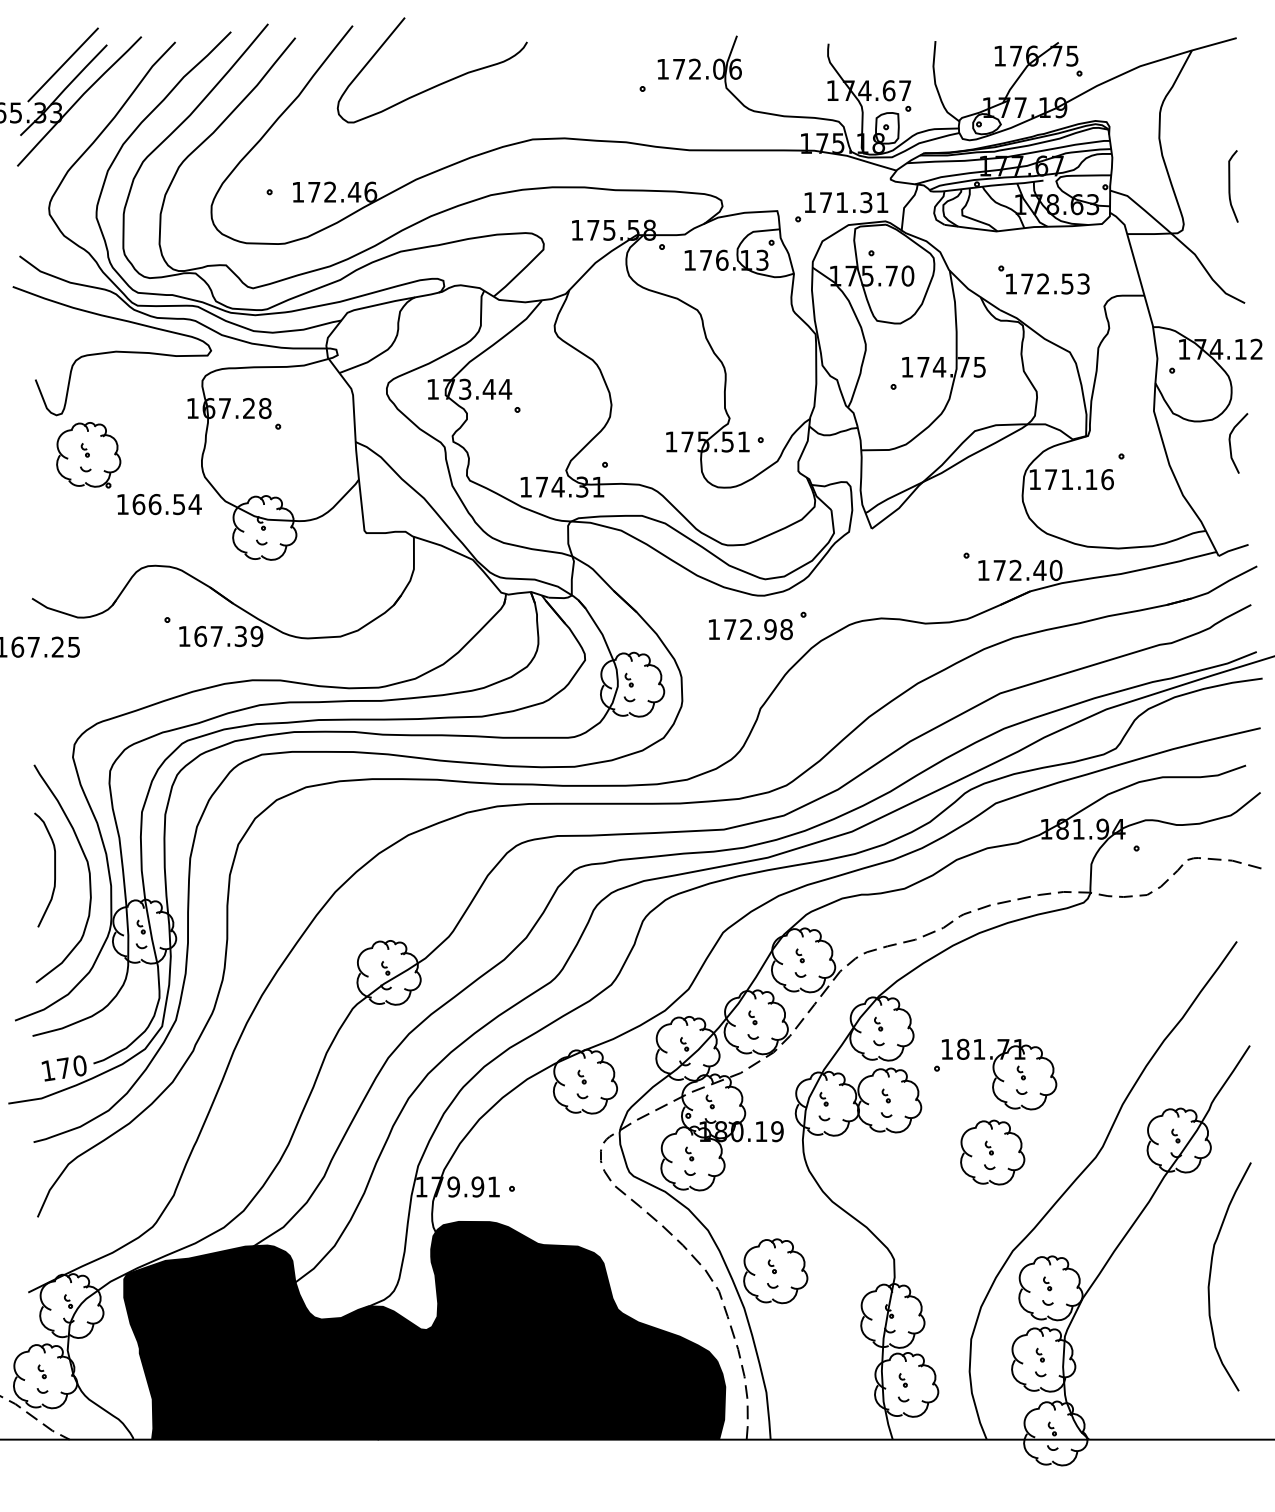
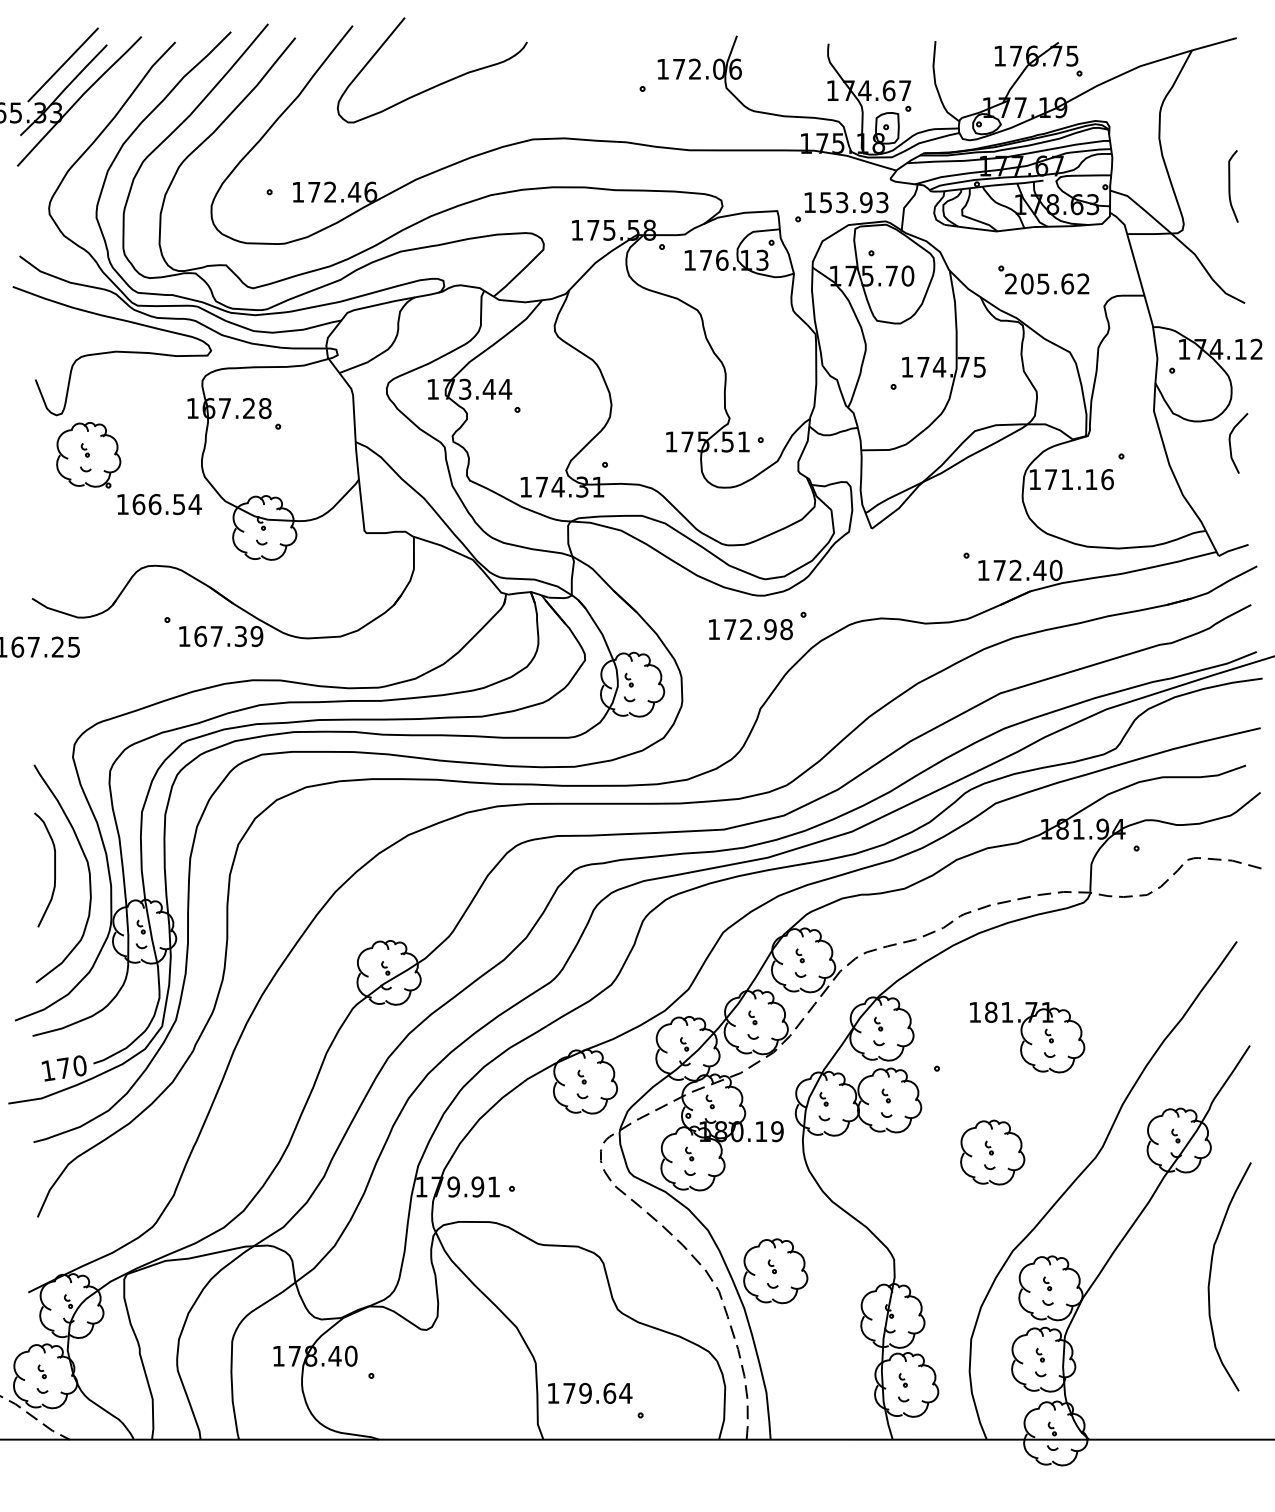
text: 171.31 -> 153.93 (854, 202)
text: 172.53 -> 205.62 (1047, 283)
part position: (999, 1074) -> (1027, 1037) (1027, 1037)
fill: present -> none (424, 1330)
